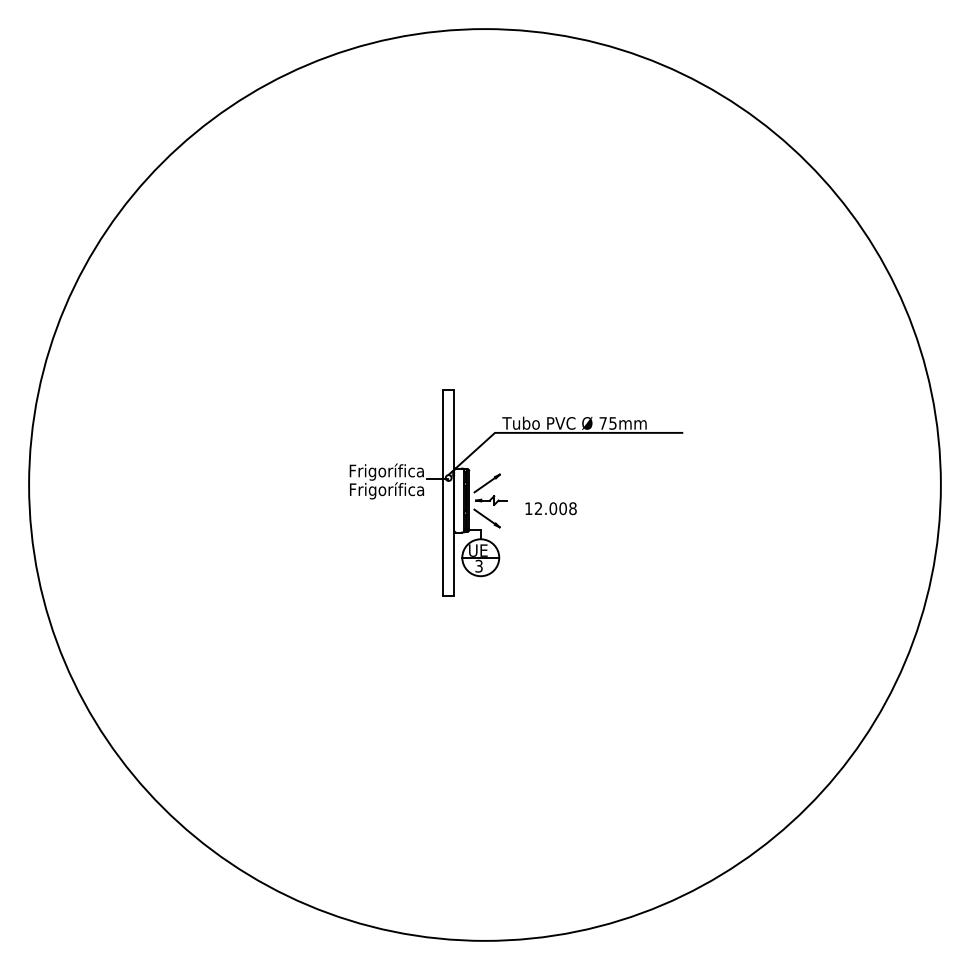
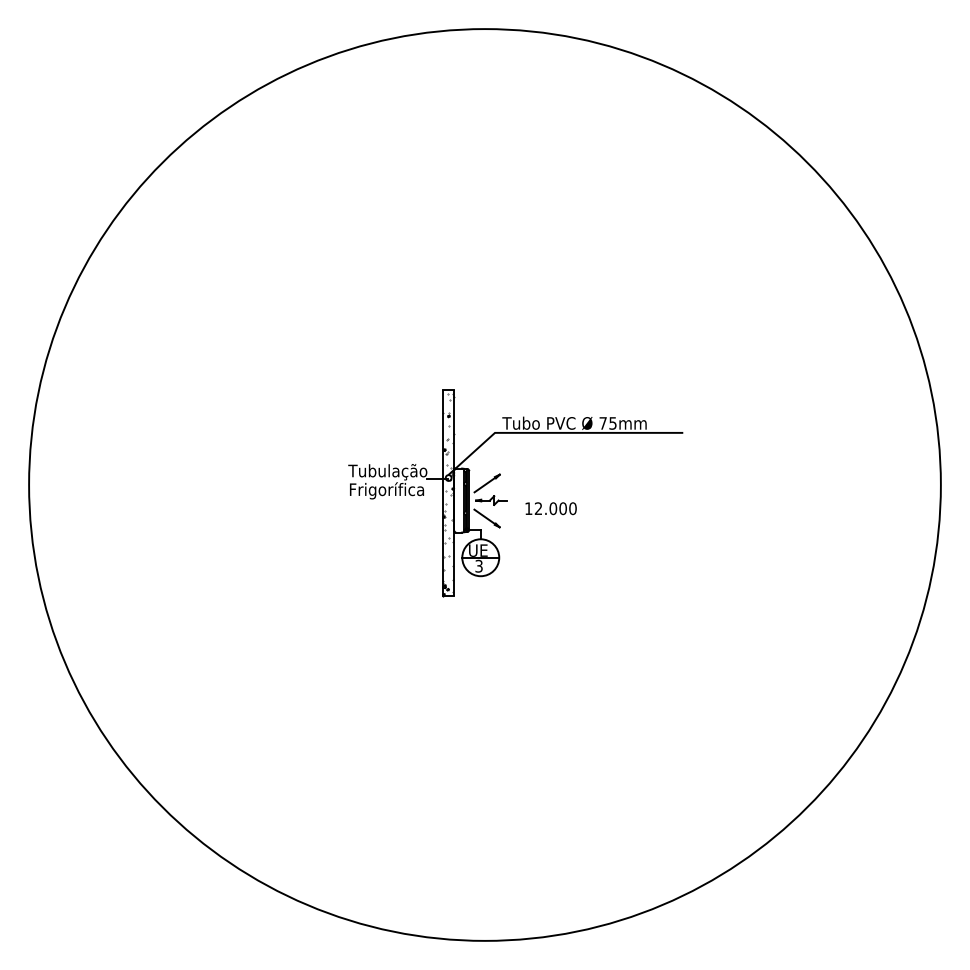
hatch: none -> present (448, 430)
text: Frigorífica -> Tubulação (387, 471)
text: 12.008 -> 12.000 (572, 508)
hatch: none -> present (448, 537)
